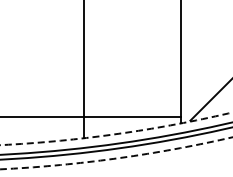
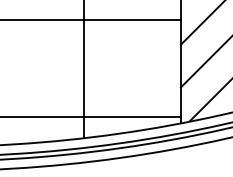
line: none -> present (91, 19)
line: none -> present (201, 23)
line: none -> present (204, 62)
arc: dashed -> solid (117, 133)
arc: dashed -> solid (117, 158)
